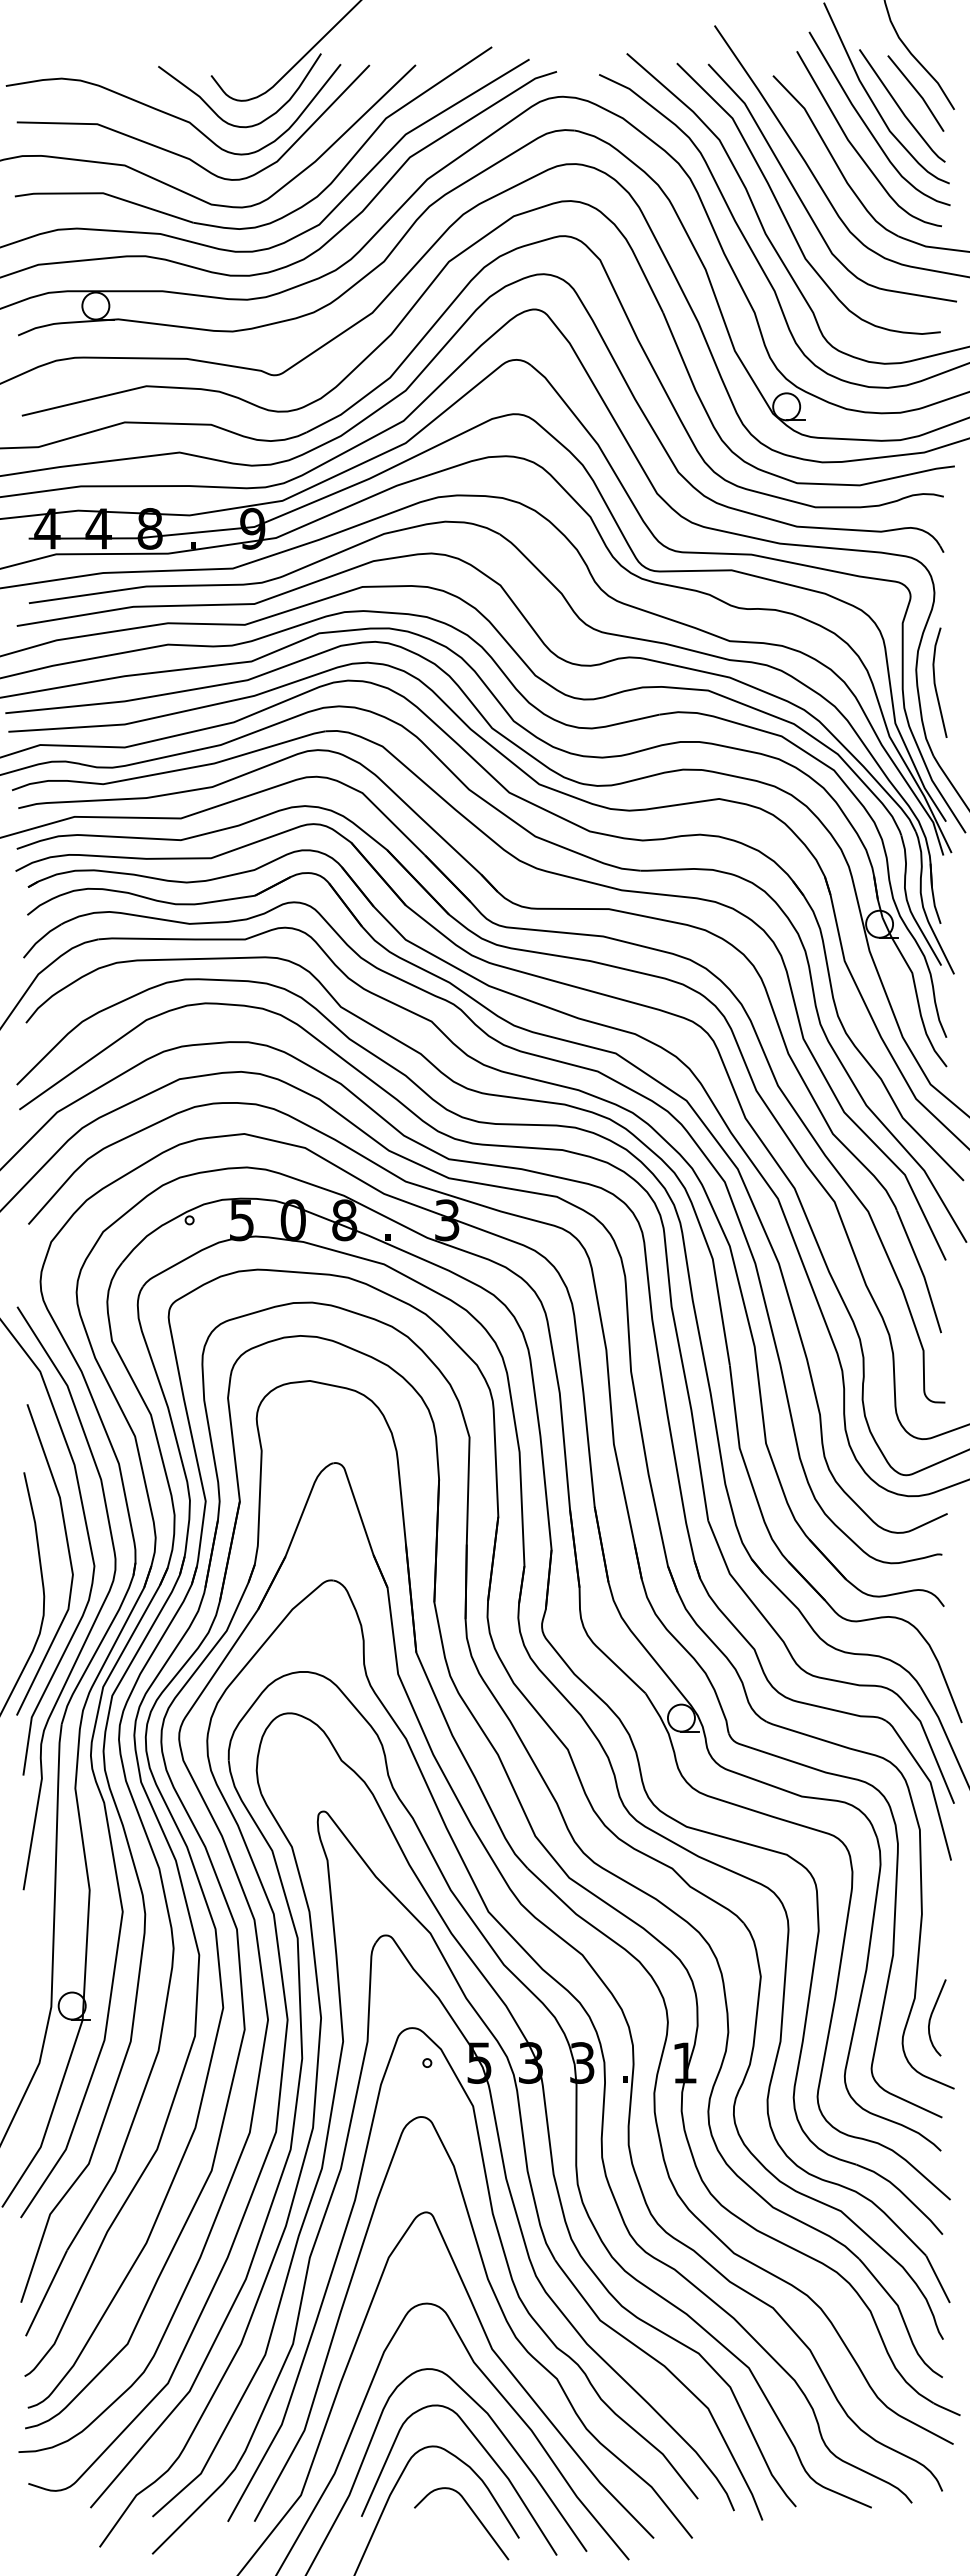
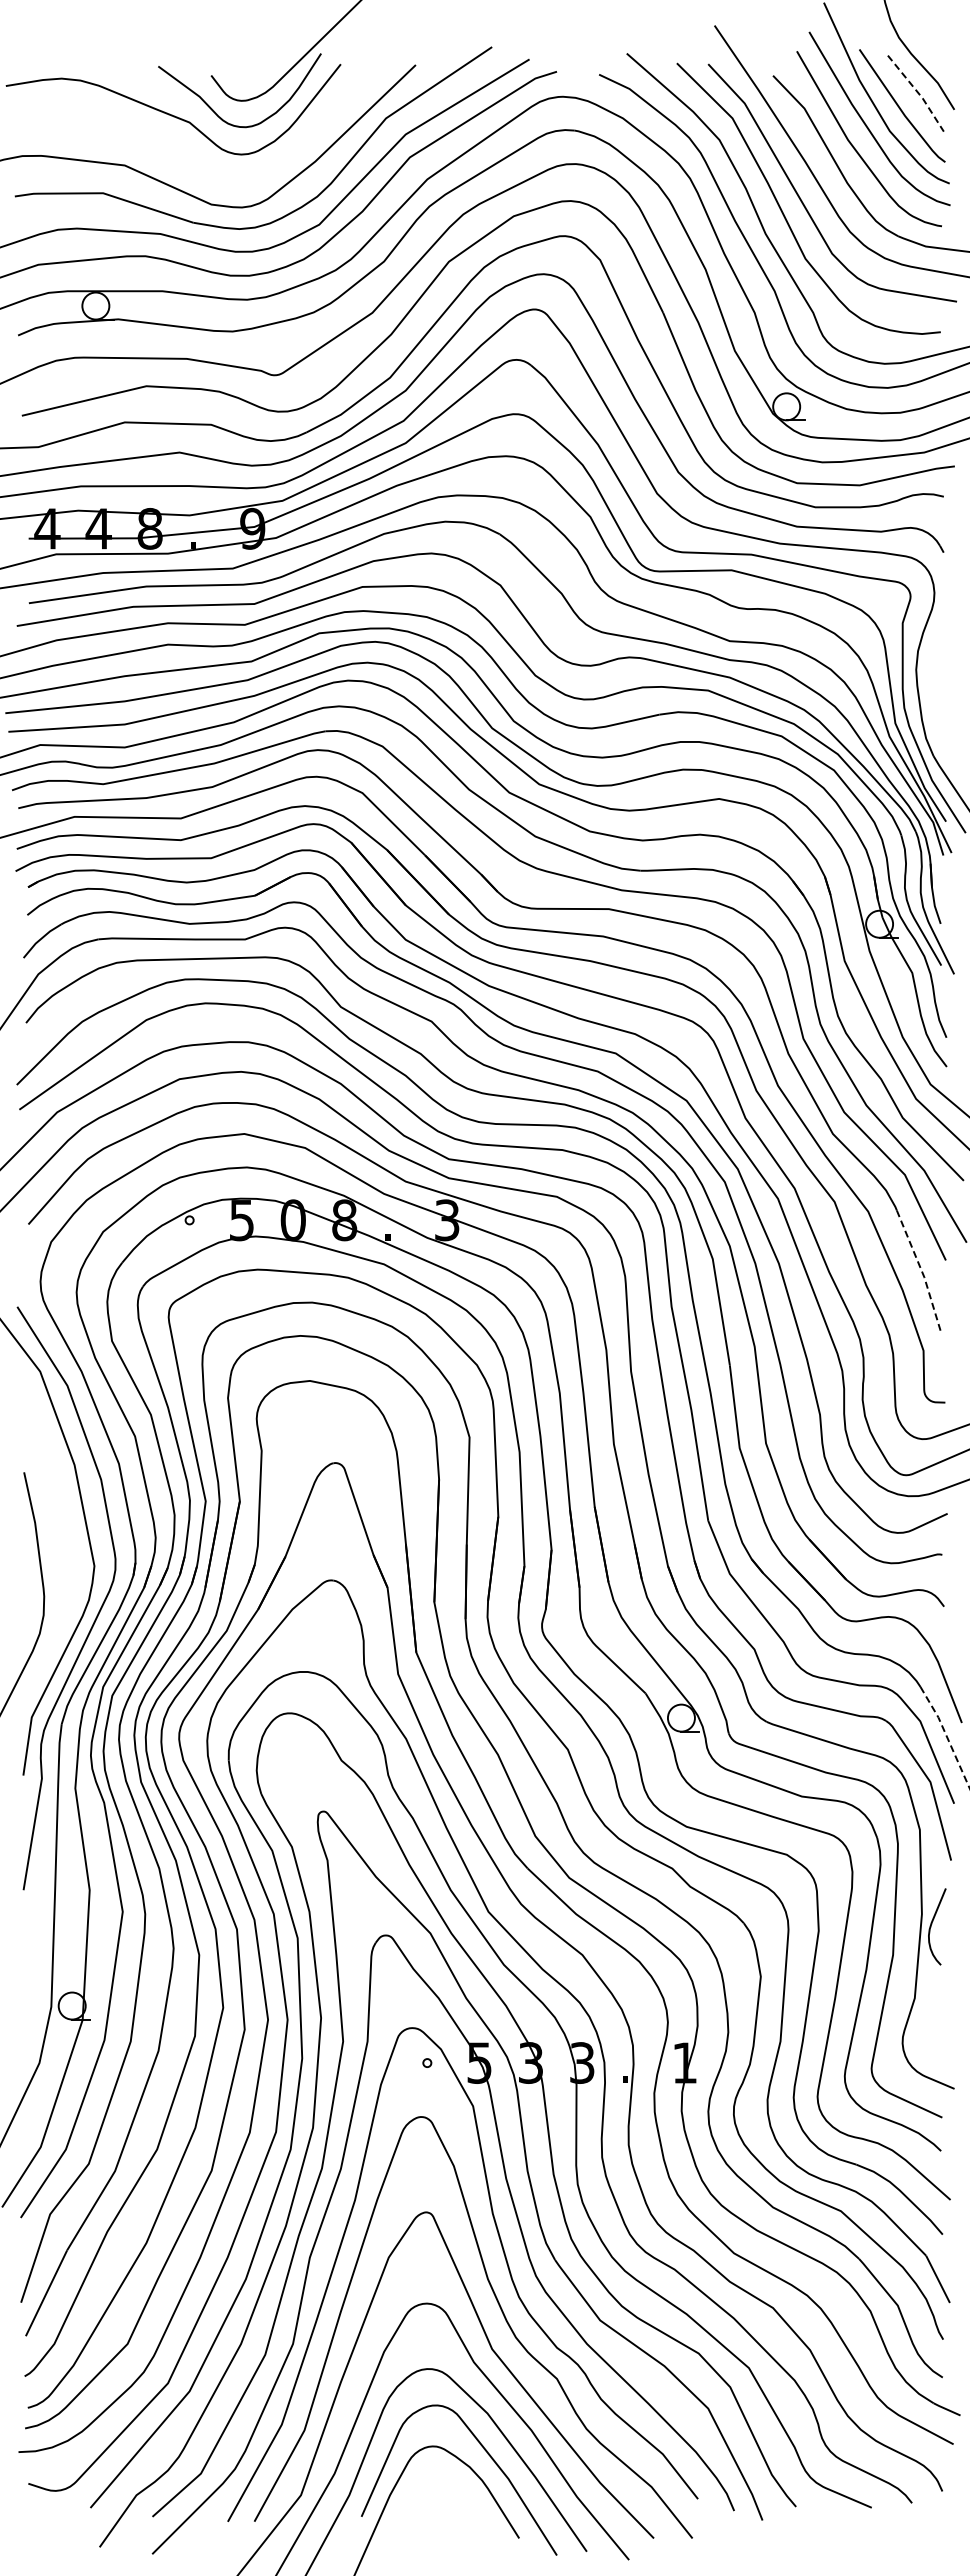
line: solid -> dashed (918, 93)
curve: present -> none (183, 155)
curve: present -> none (935, 682)
line: solid -> dashed (922, 1271)
line: present -> none (68, 1555)
line: solid -> dashed (946, 1736)
curve position: (932, 2015) -> (932, 1924) (932, 1924)
curve: present -> none (474, 2515)
